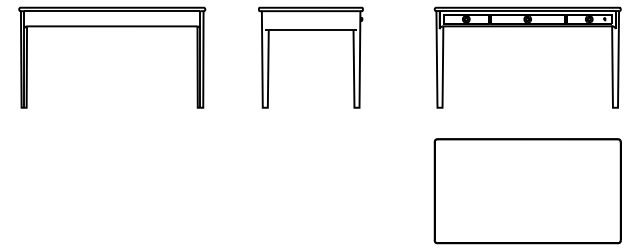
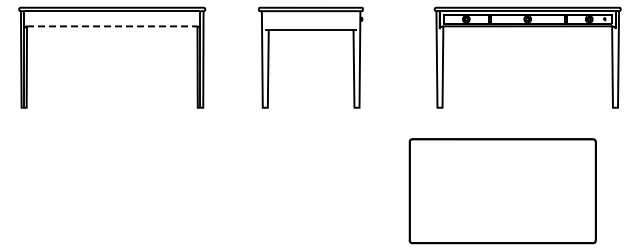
line: solid -> dashed (112, 26)
part position: (527, 191) -> (502, 191) (502, 191)
